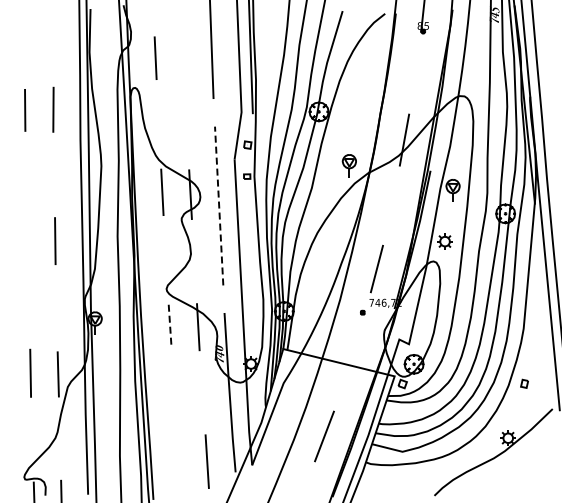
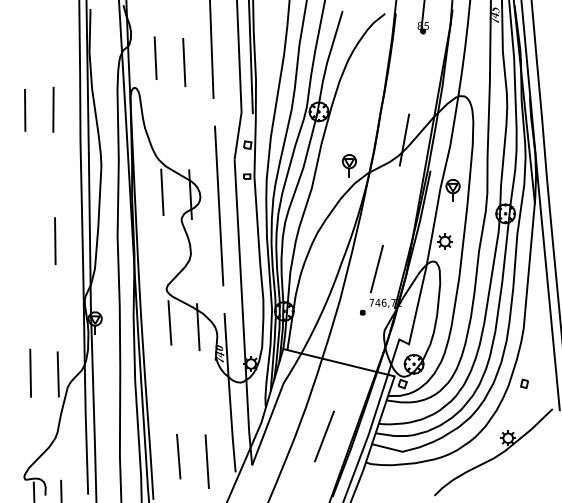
line: none -> present (184, 62)
line: dashed -> solid (219, 206)
line: dashed -> solid (169, 322)
line: none -> present (178, 456)
